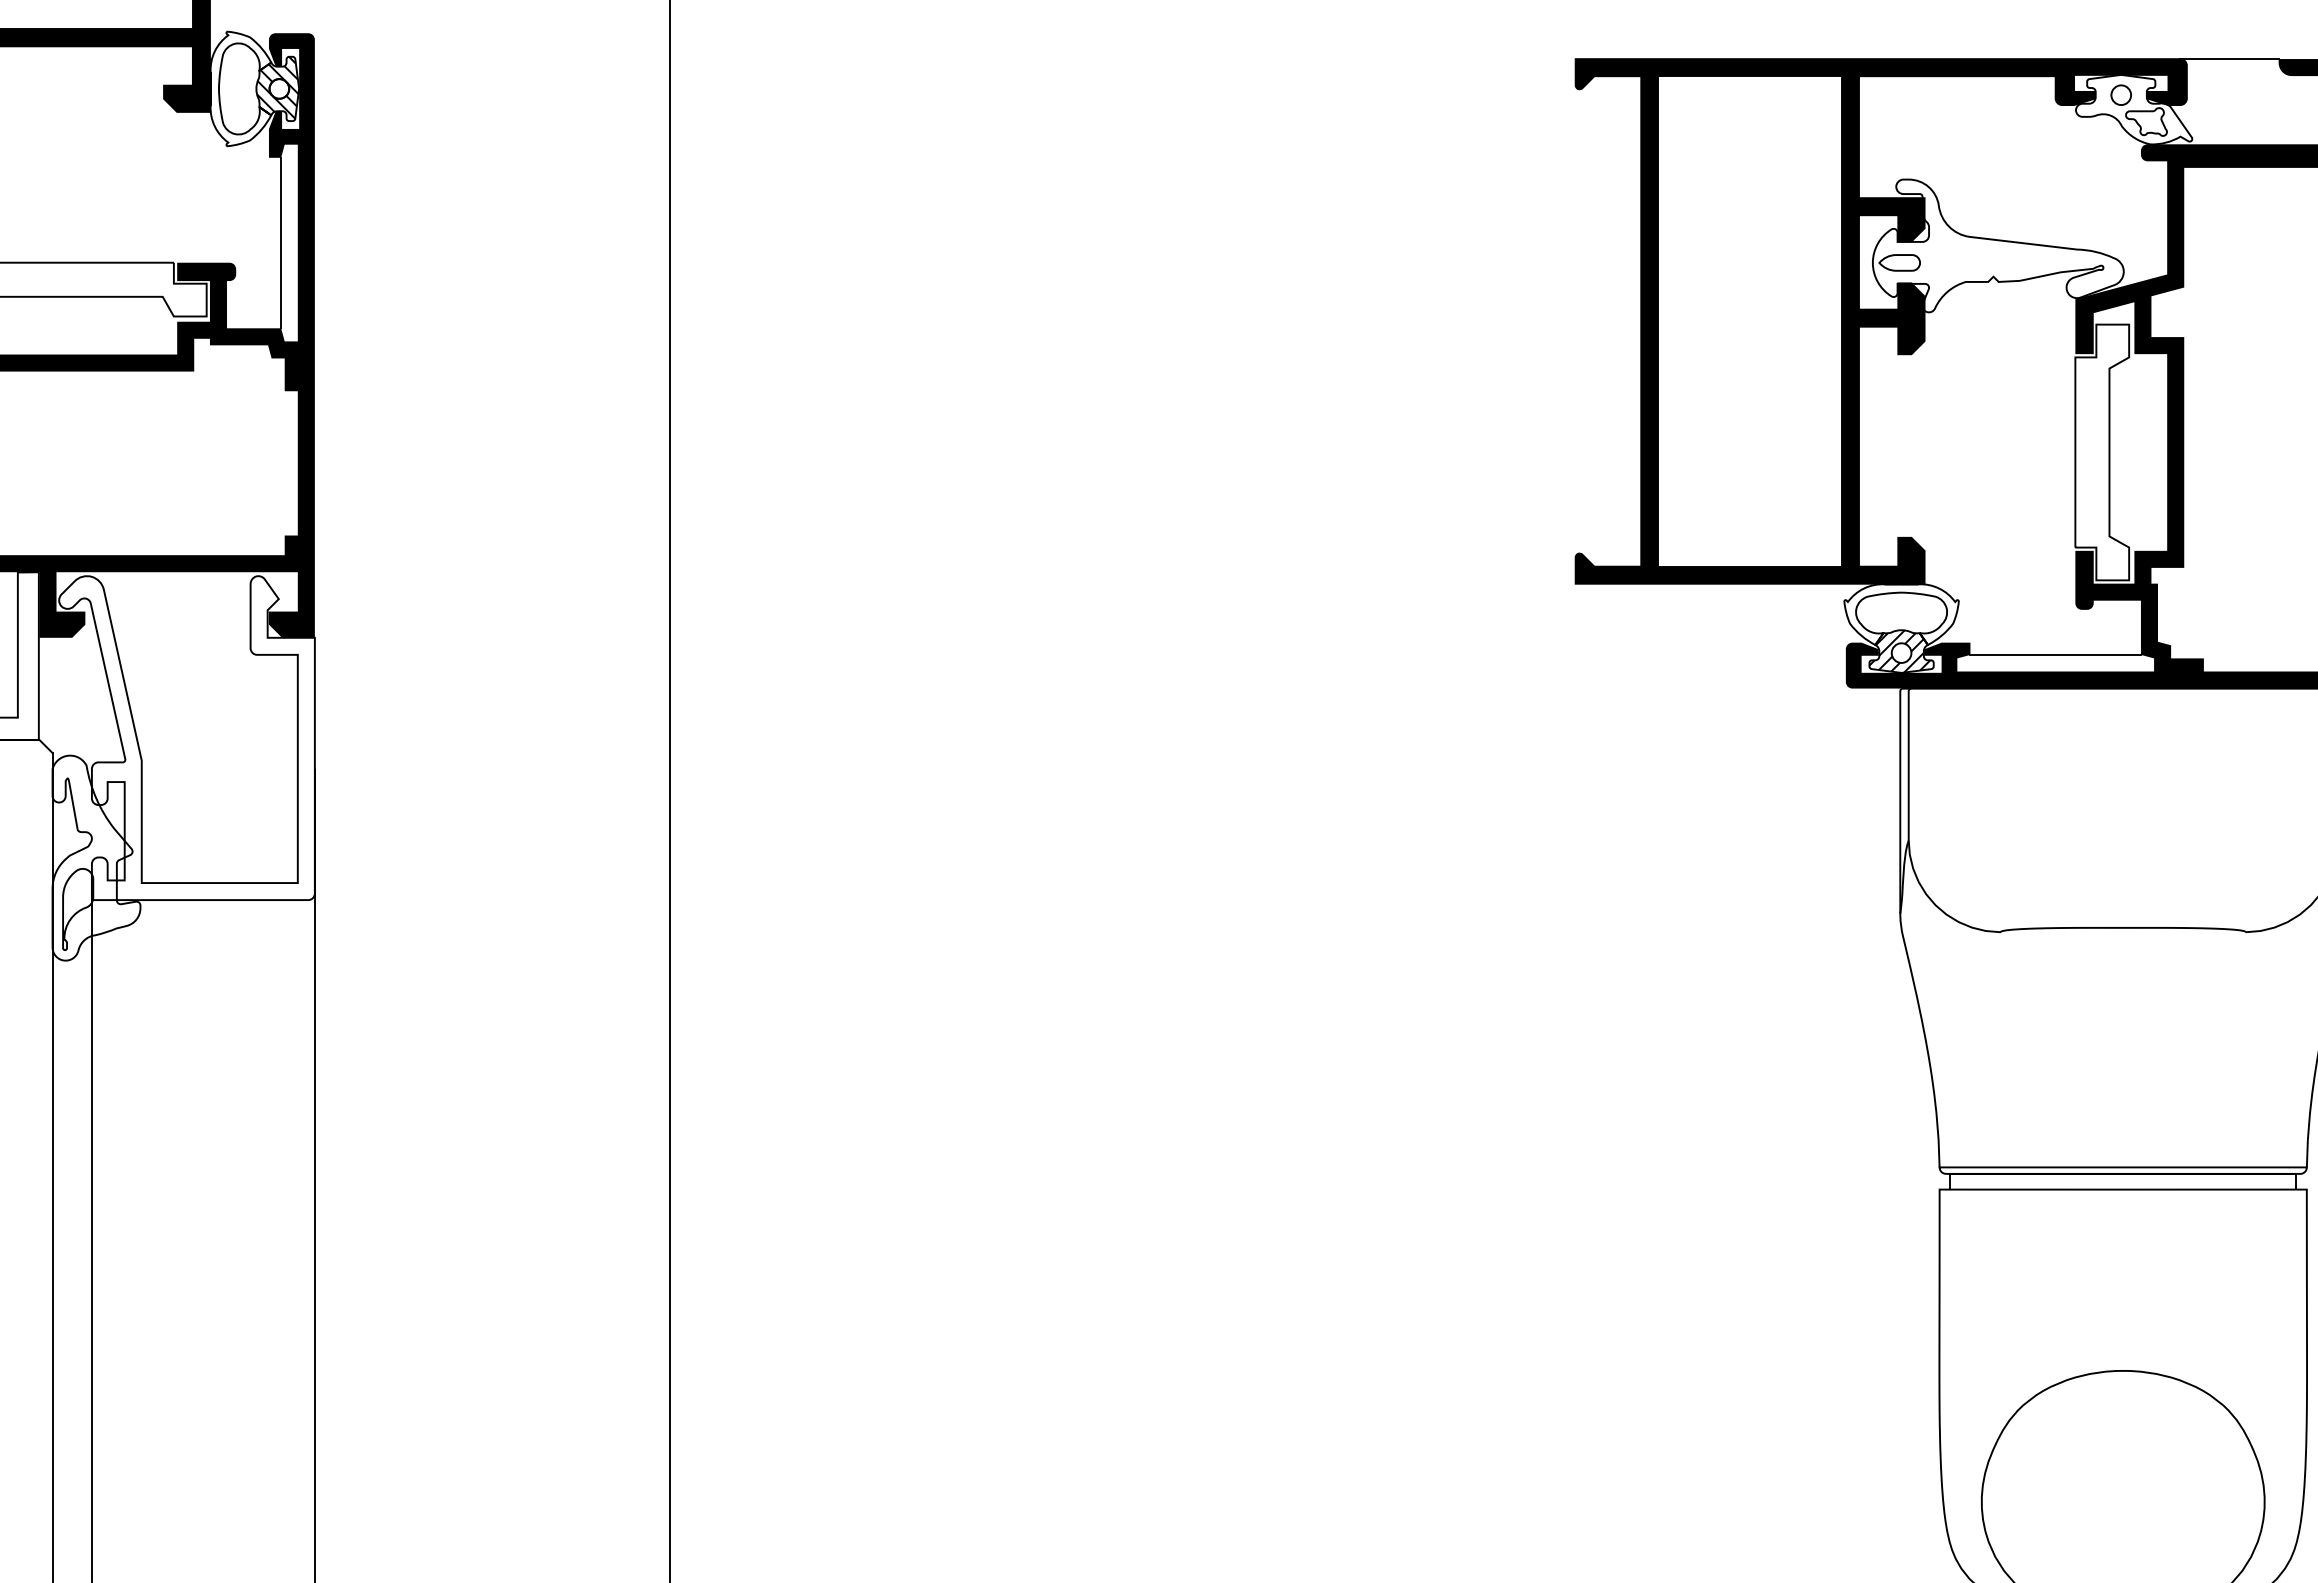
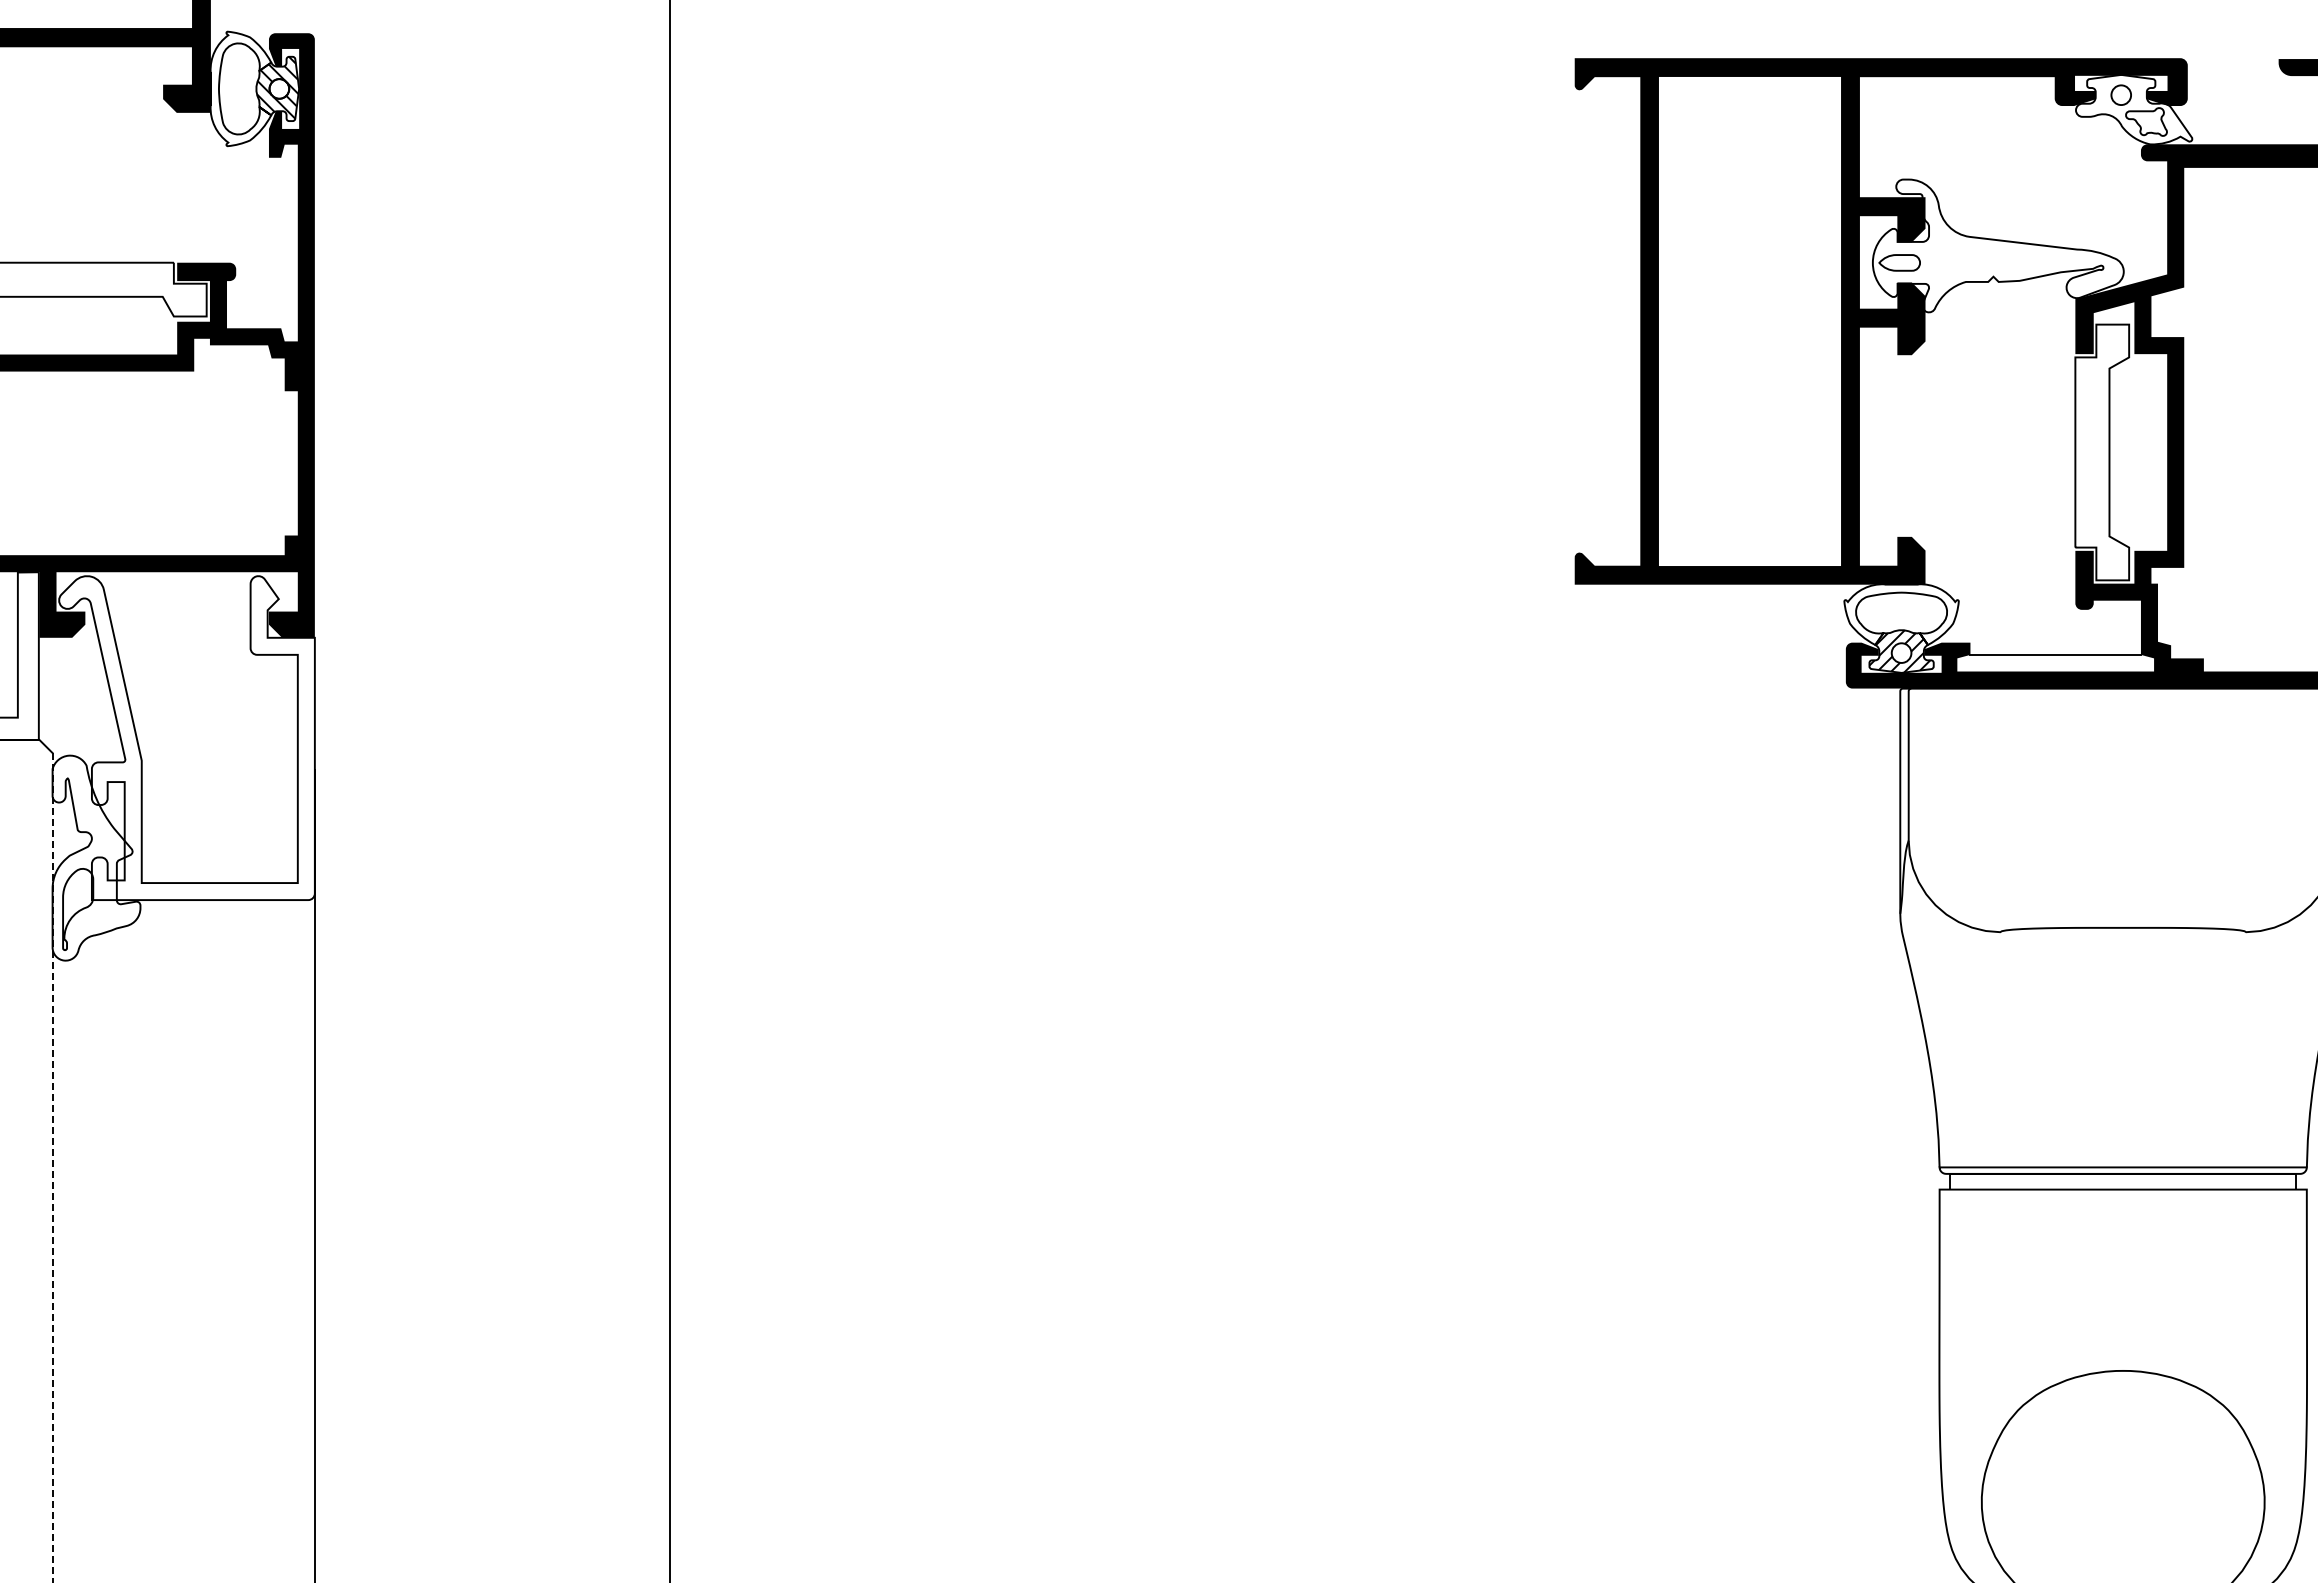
line: present -> none (2229, 59)
line: present -> none (281, 242)
line: solid -> dashed (52, 1167)
line: present -> none (91, 1239)
